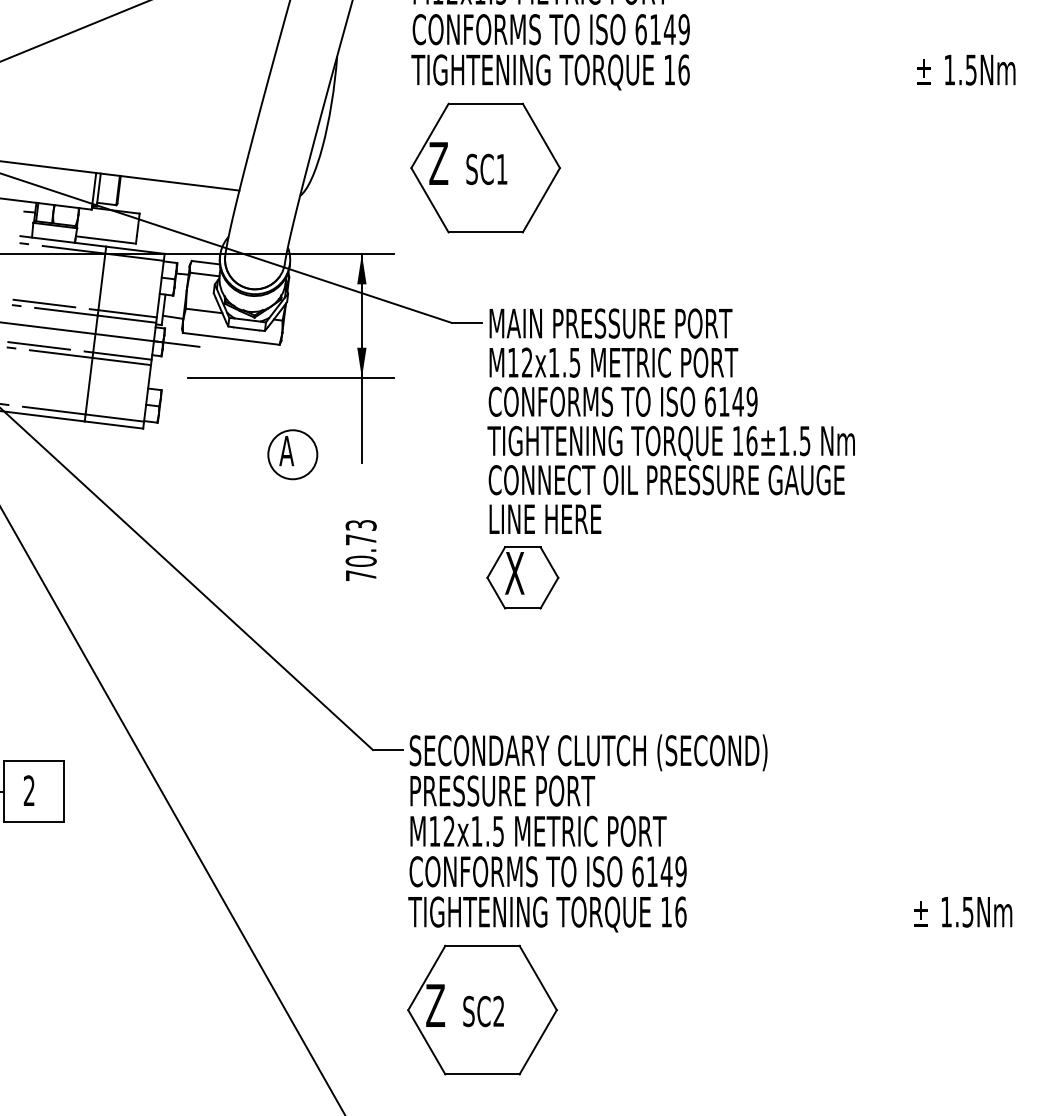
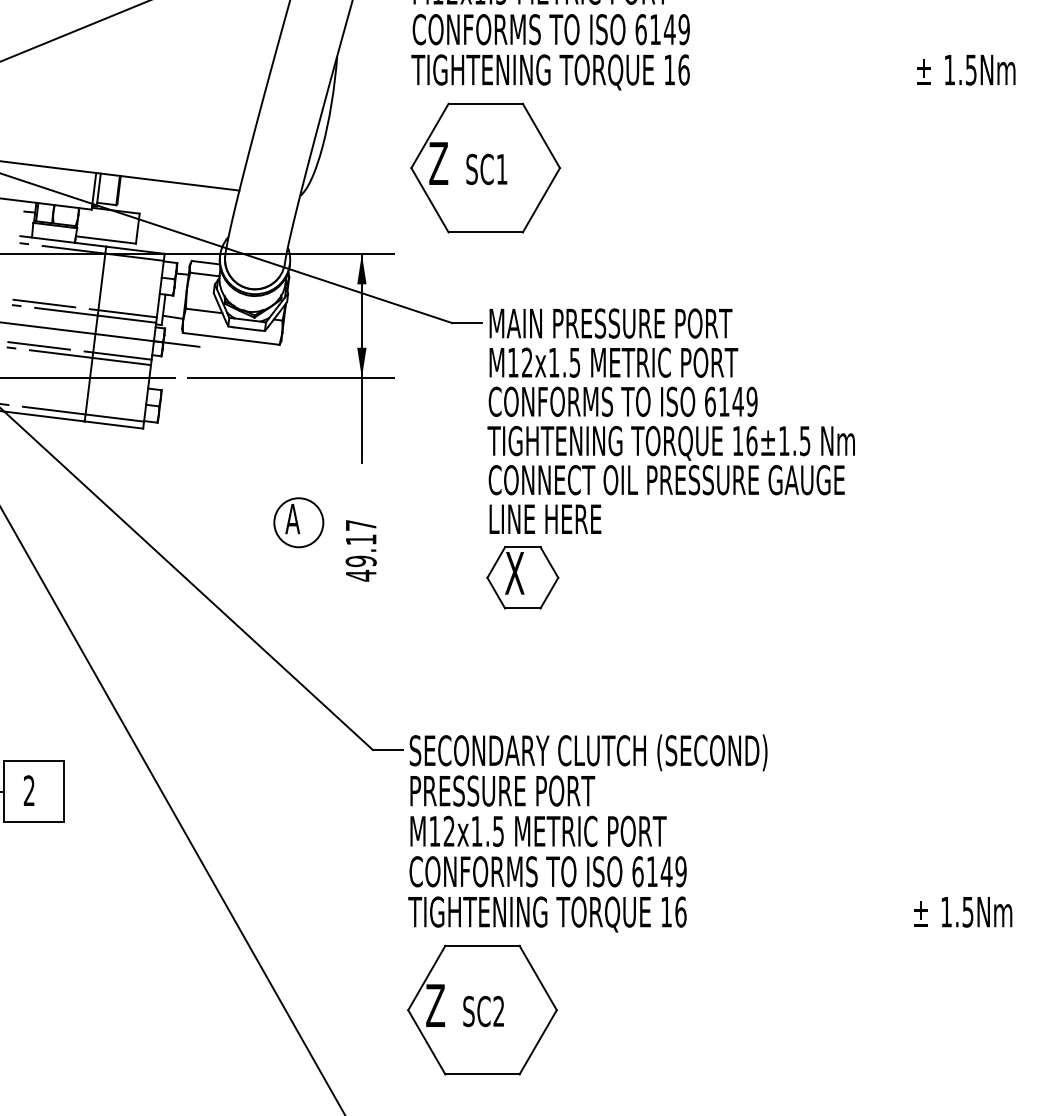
line: none -> present (88, 378)
part position: (292, 454) -> (298, 522) (298, 522)
text: 70.73 -> 49.17 (360, 550)
